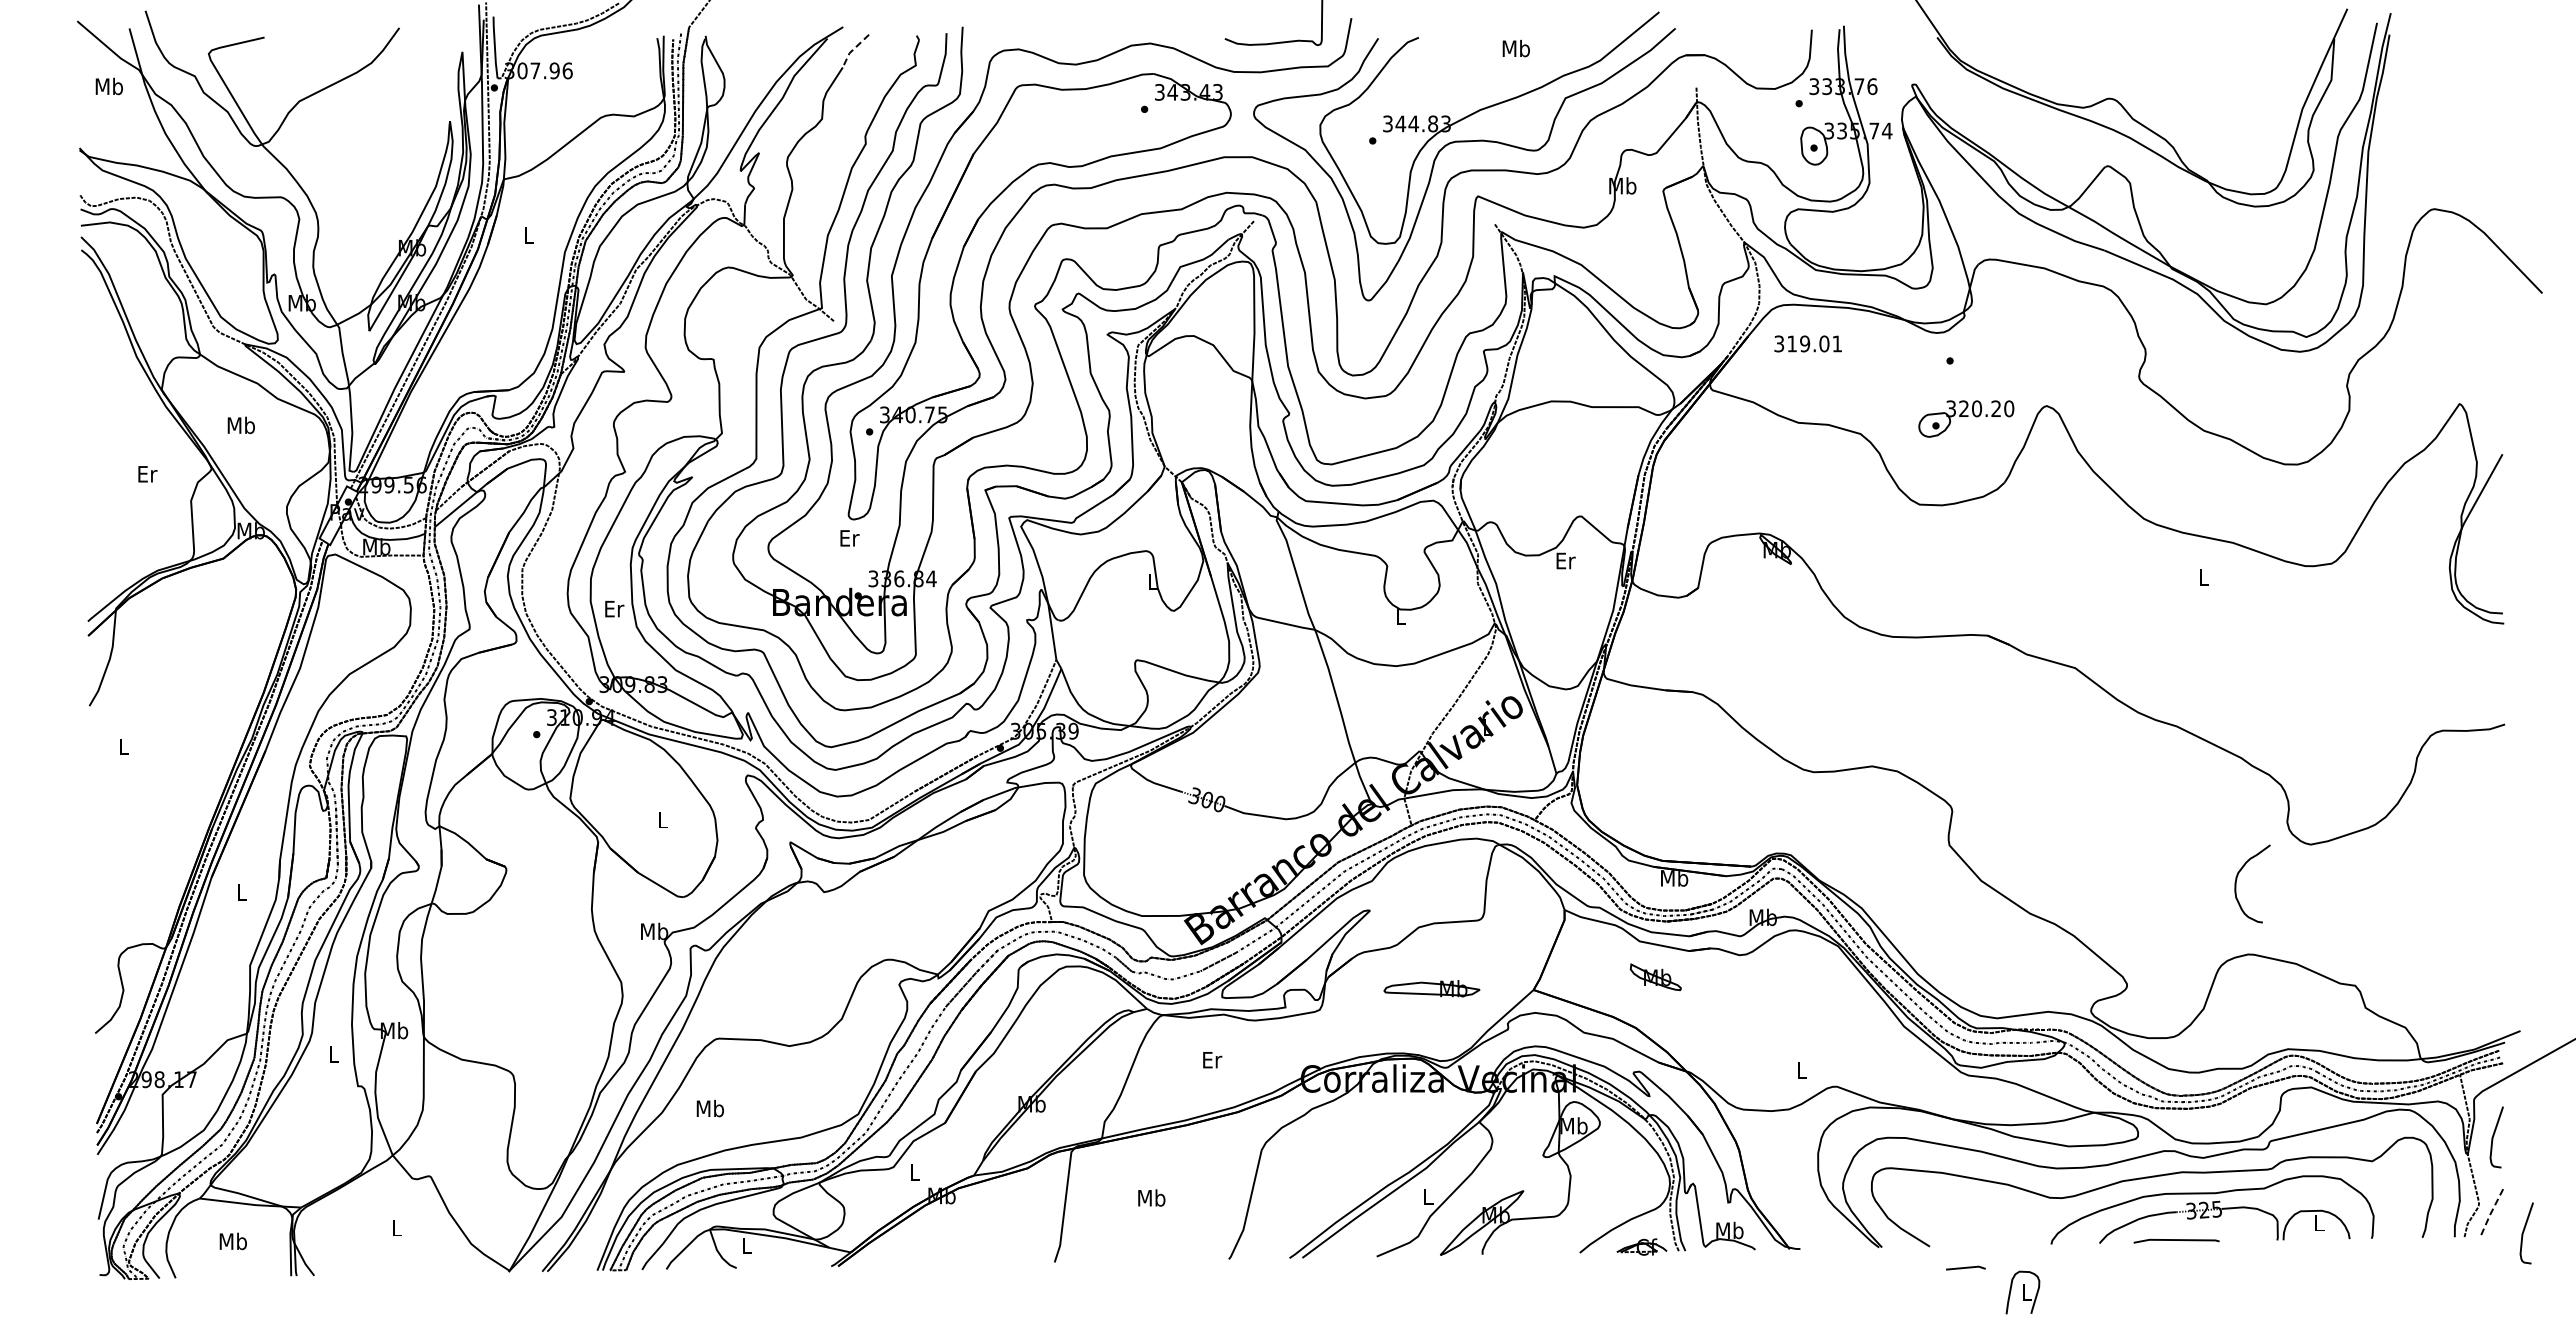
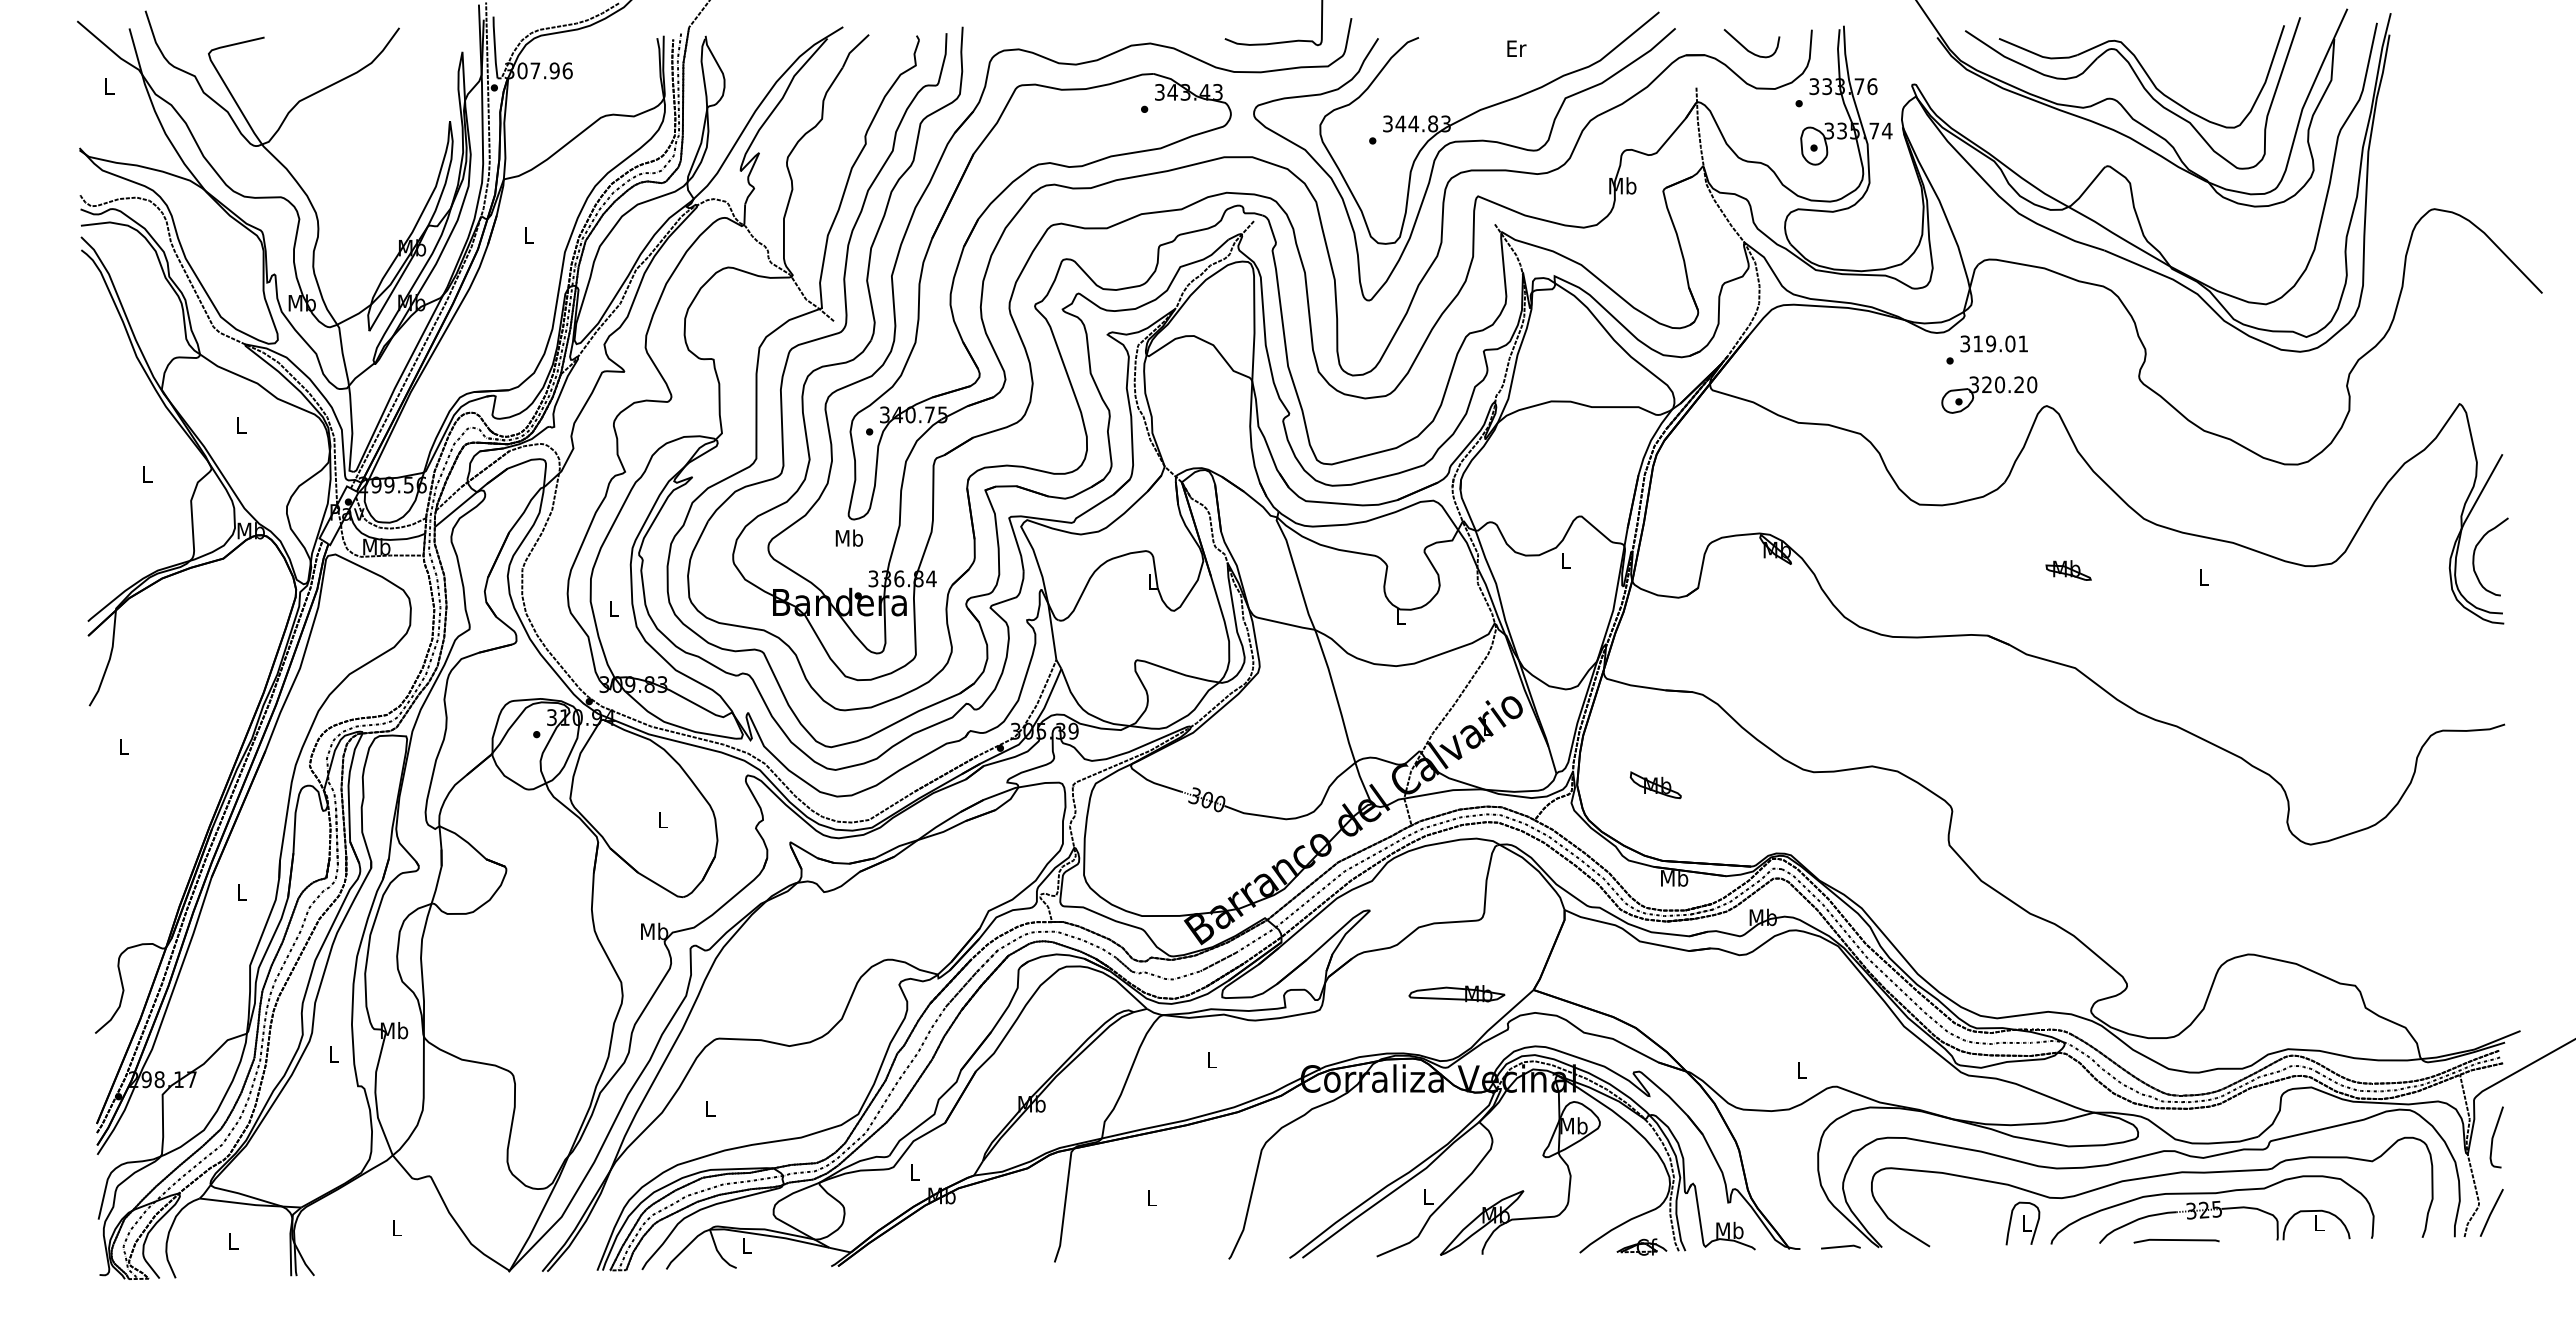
text: Mb -> Er (1515, 48)
line: dashed -> solid (853, 49)
curve: none -> present (1748, 49)
text: Mb -> L (108, 86)
part: none -> present (2142, 87)
text position: (1807, 343) -> (1993, 343) (1993, 343)
part position: (1966, 418) -> (1989, 394) (1989, 394)
text: Mb -> L (240, 425)
text: Er -> L (147, 474)
text: Er -> Mb (849, 537)
text: Er -> L (1565, 560)
part: none -> present (2068, 570)
text: Er -> L (614, 608)
curve position: (2237, 879) -> (2475, 552) (2475, 552)
part position: (1655, 976) -> (1655, 784) (1655, 784)
part position: (1431, 988) -> (1456, 993) (1456, 993)
text: Er -> L (1212, 1060)
text: Mb -> L (709, 1108)
text: Mb -> L (1151, 1197)
line: dashed -> solid (2491, 1213)
curve: present -> none (2524, 1231)
text: Mb -> L (232, 1241)
line position: (1965, 1267) -> (1840, 1246) (1840, 1246)
part position: (2022, 1292) -> (2022, 1223) (2022, 1223)
